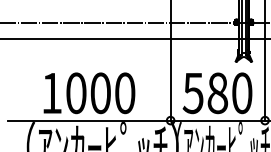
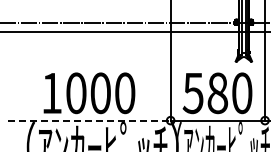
line position: (134, 39) -> (134, 32) (134, 32)
line: solid -> dashed (89, 120)
